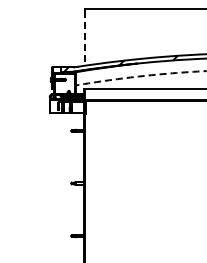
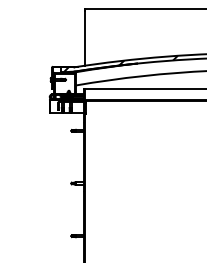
line: dashed -> solid (84, 38)
arc: dashed -> solid (140, 76)
